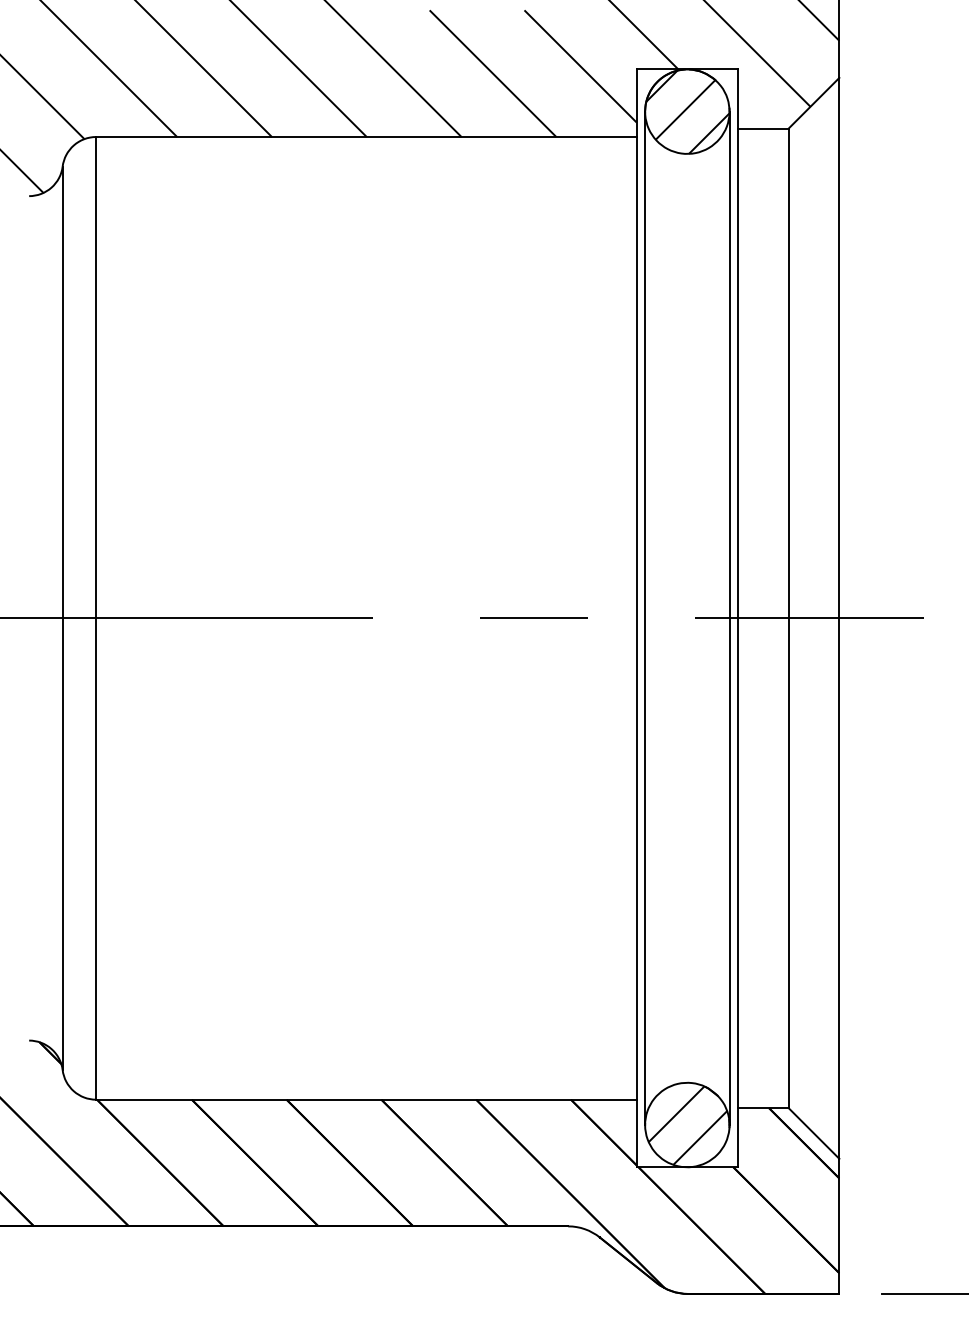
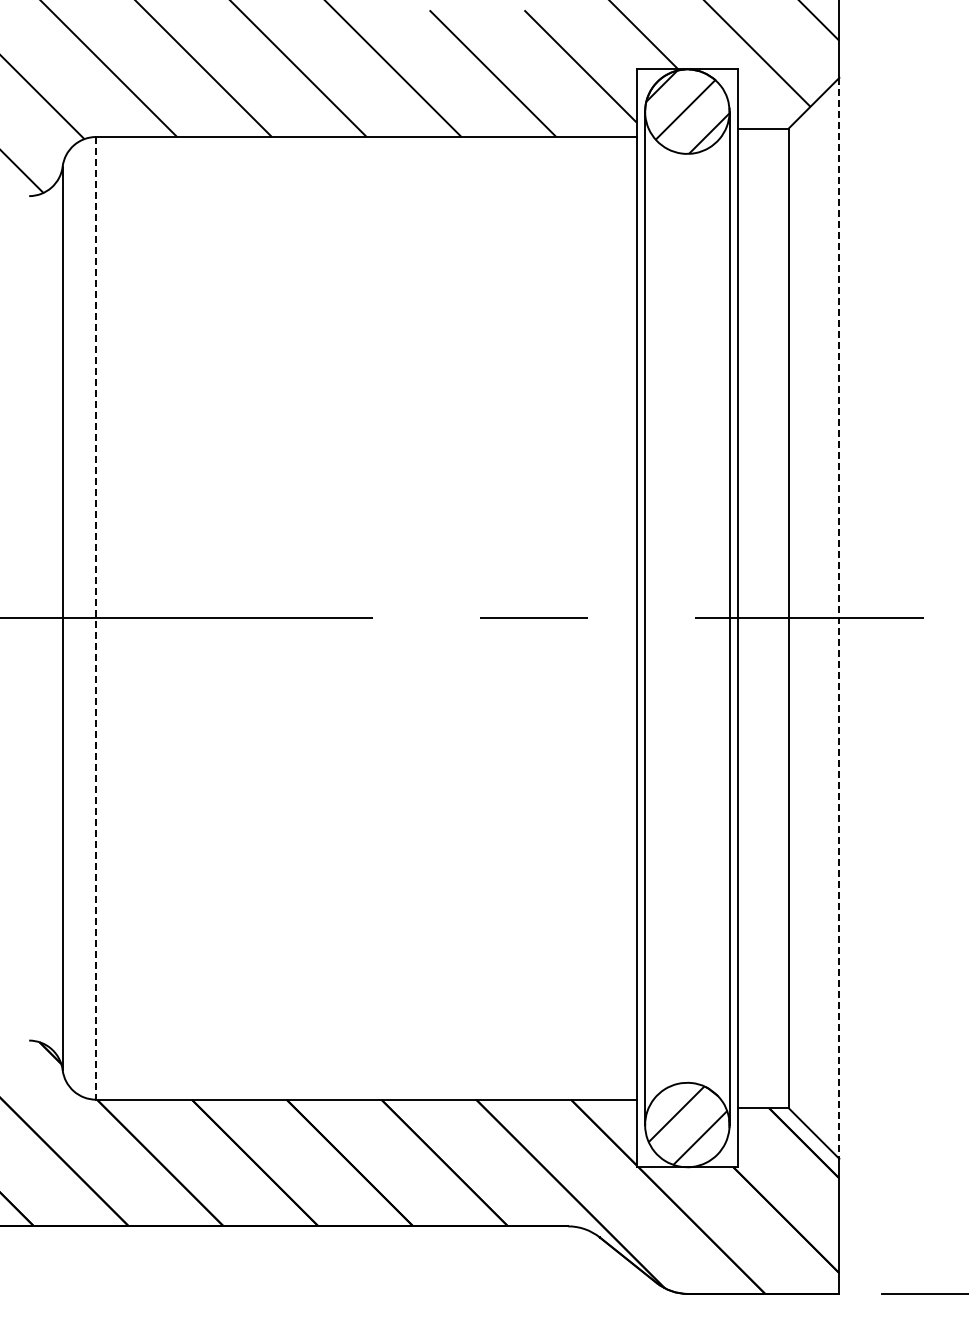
line: solid -> dashed (96, 618)
line: solid -> dashed (839, 618)
